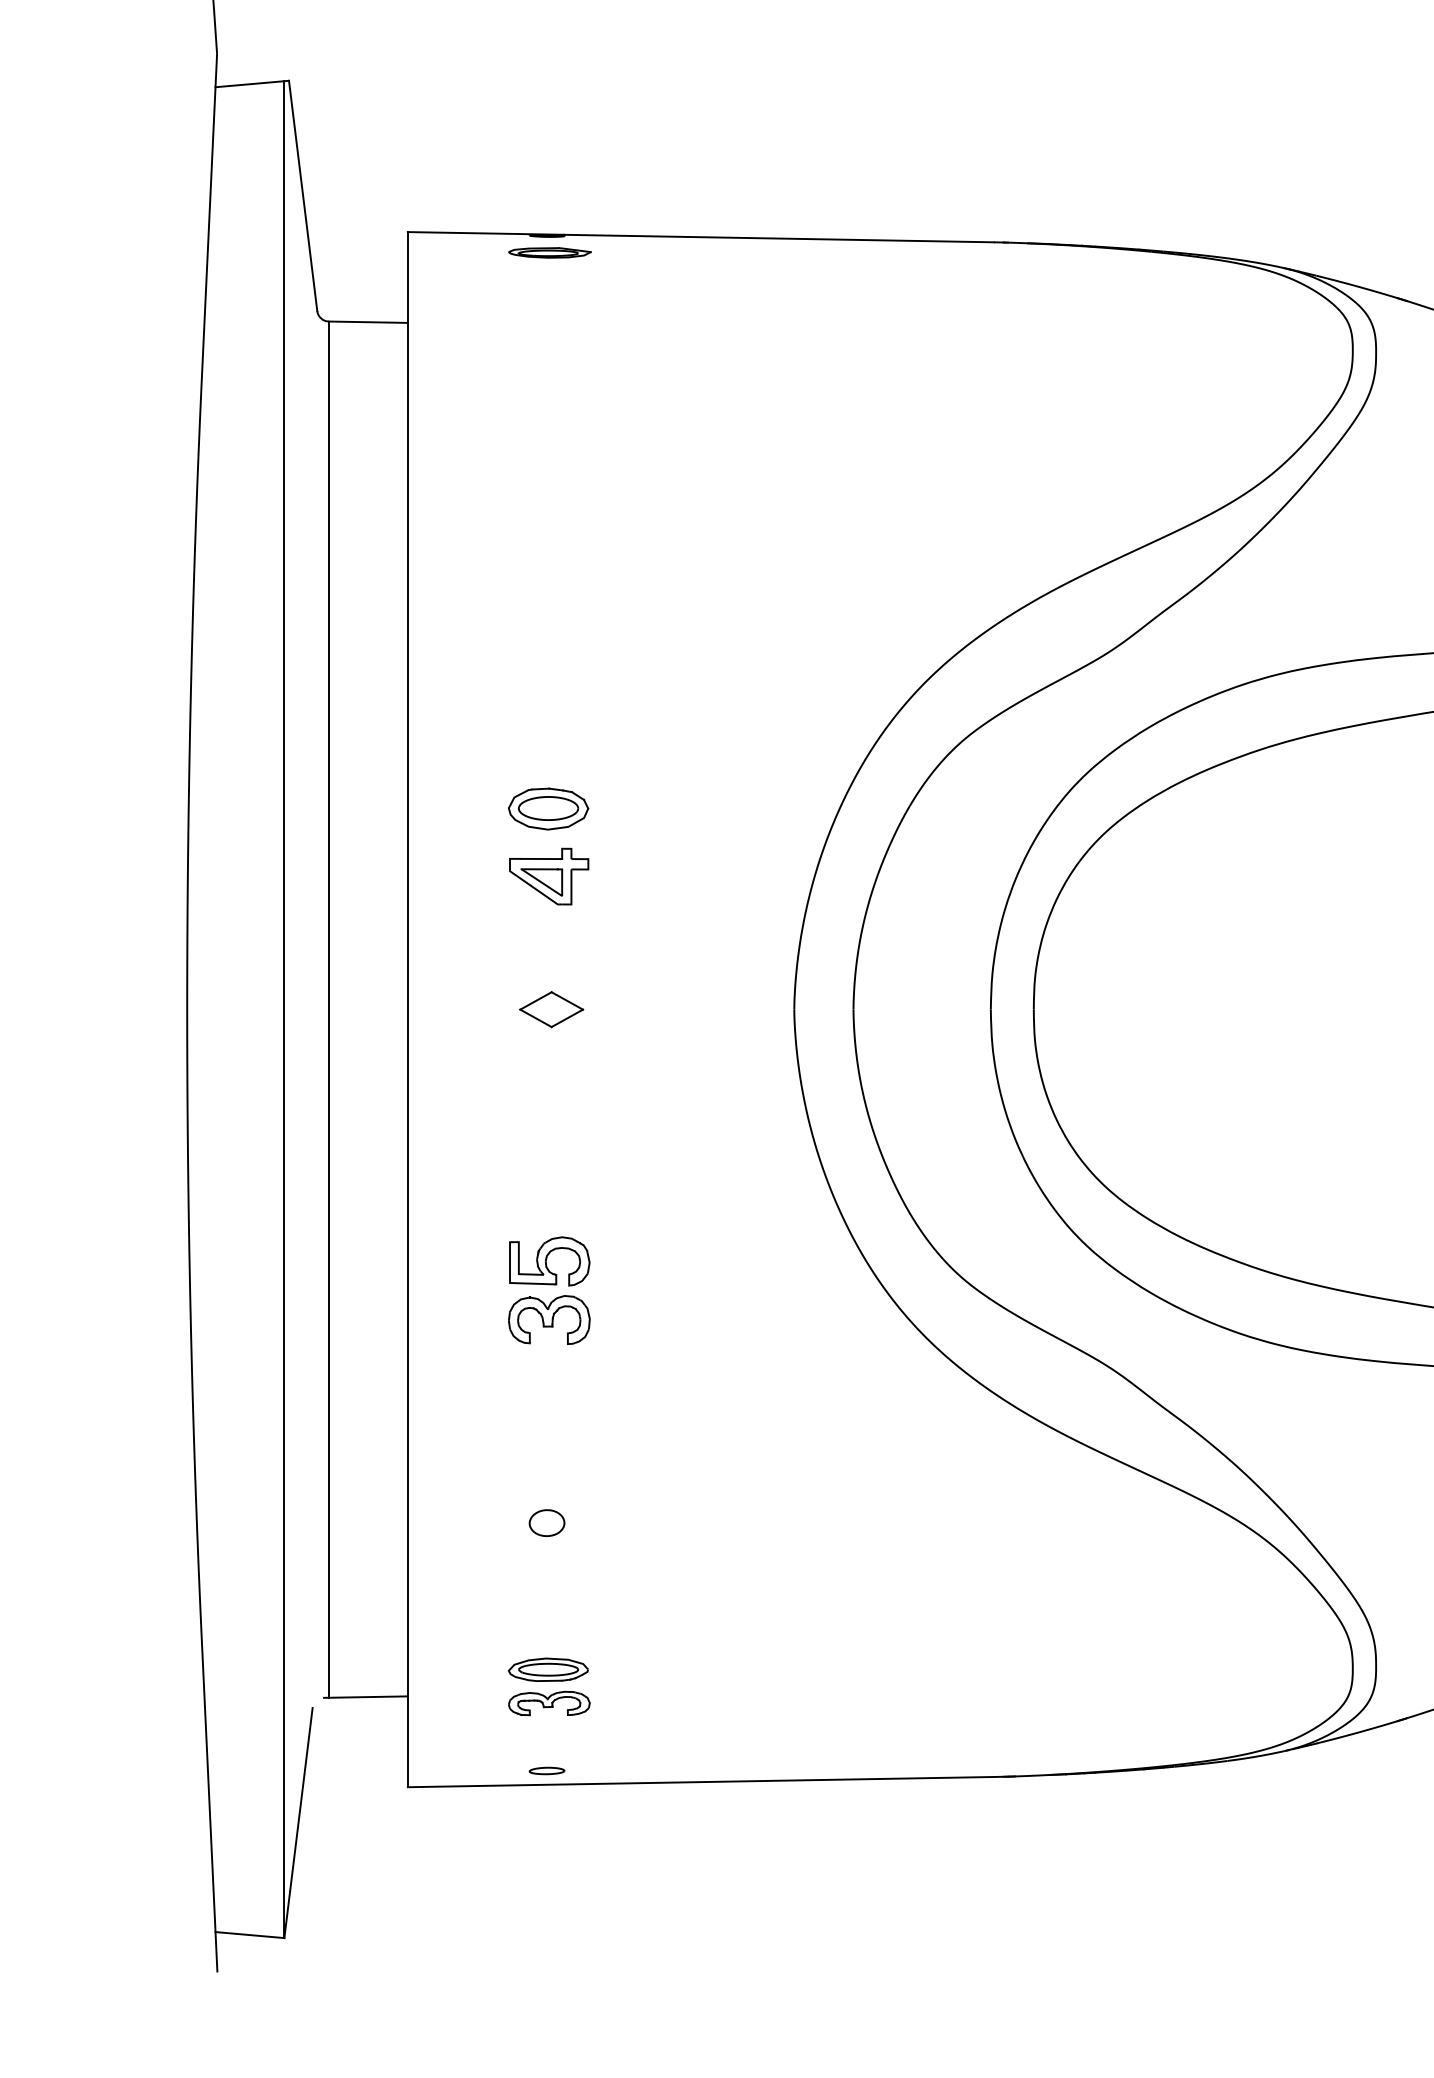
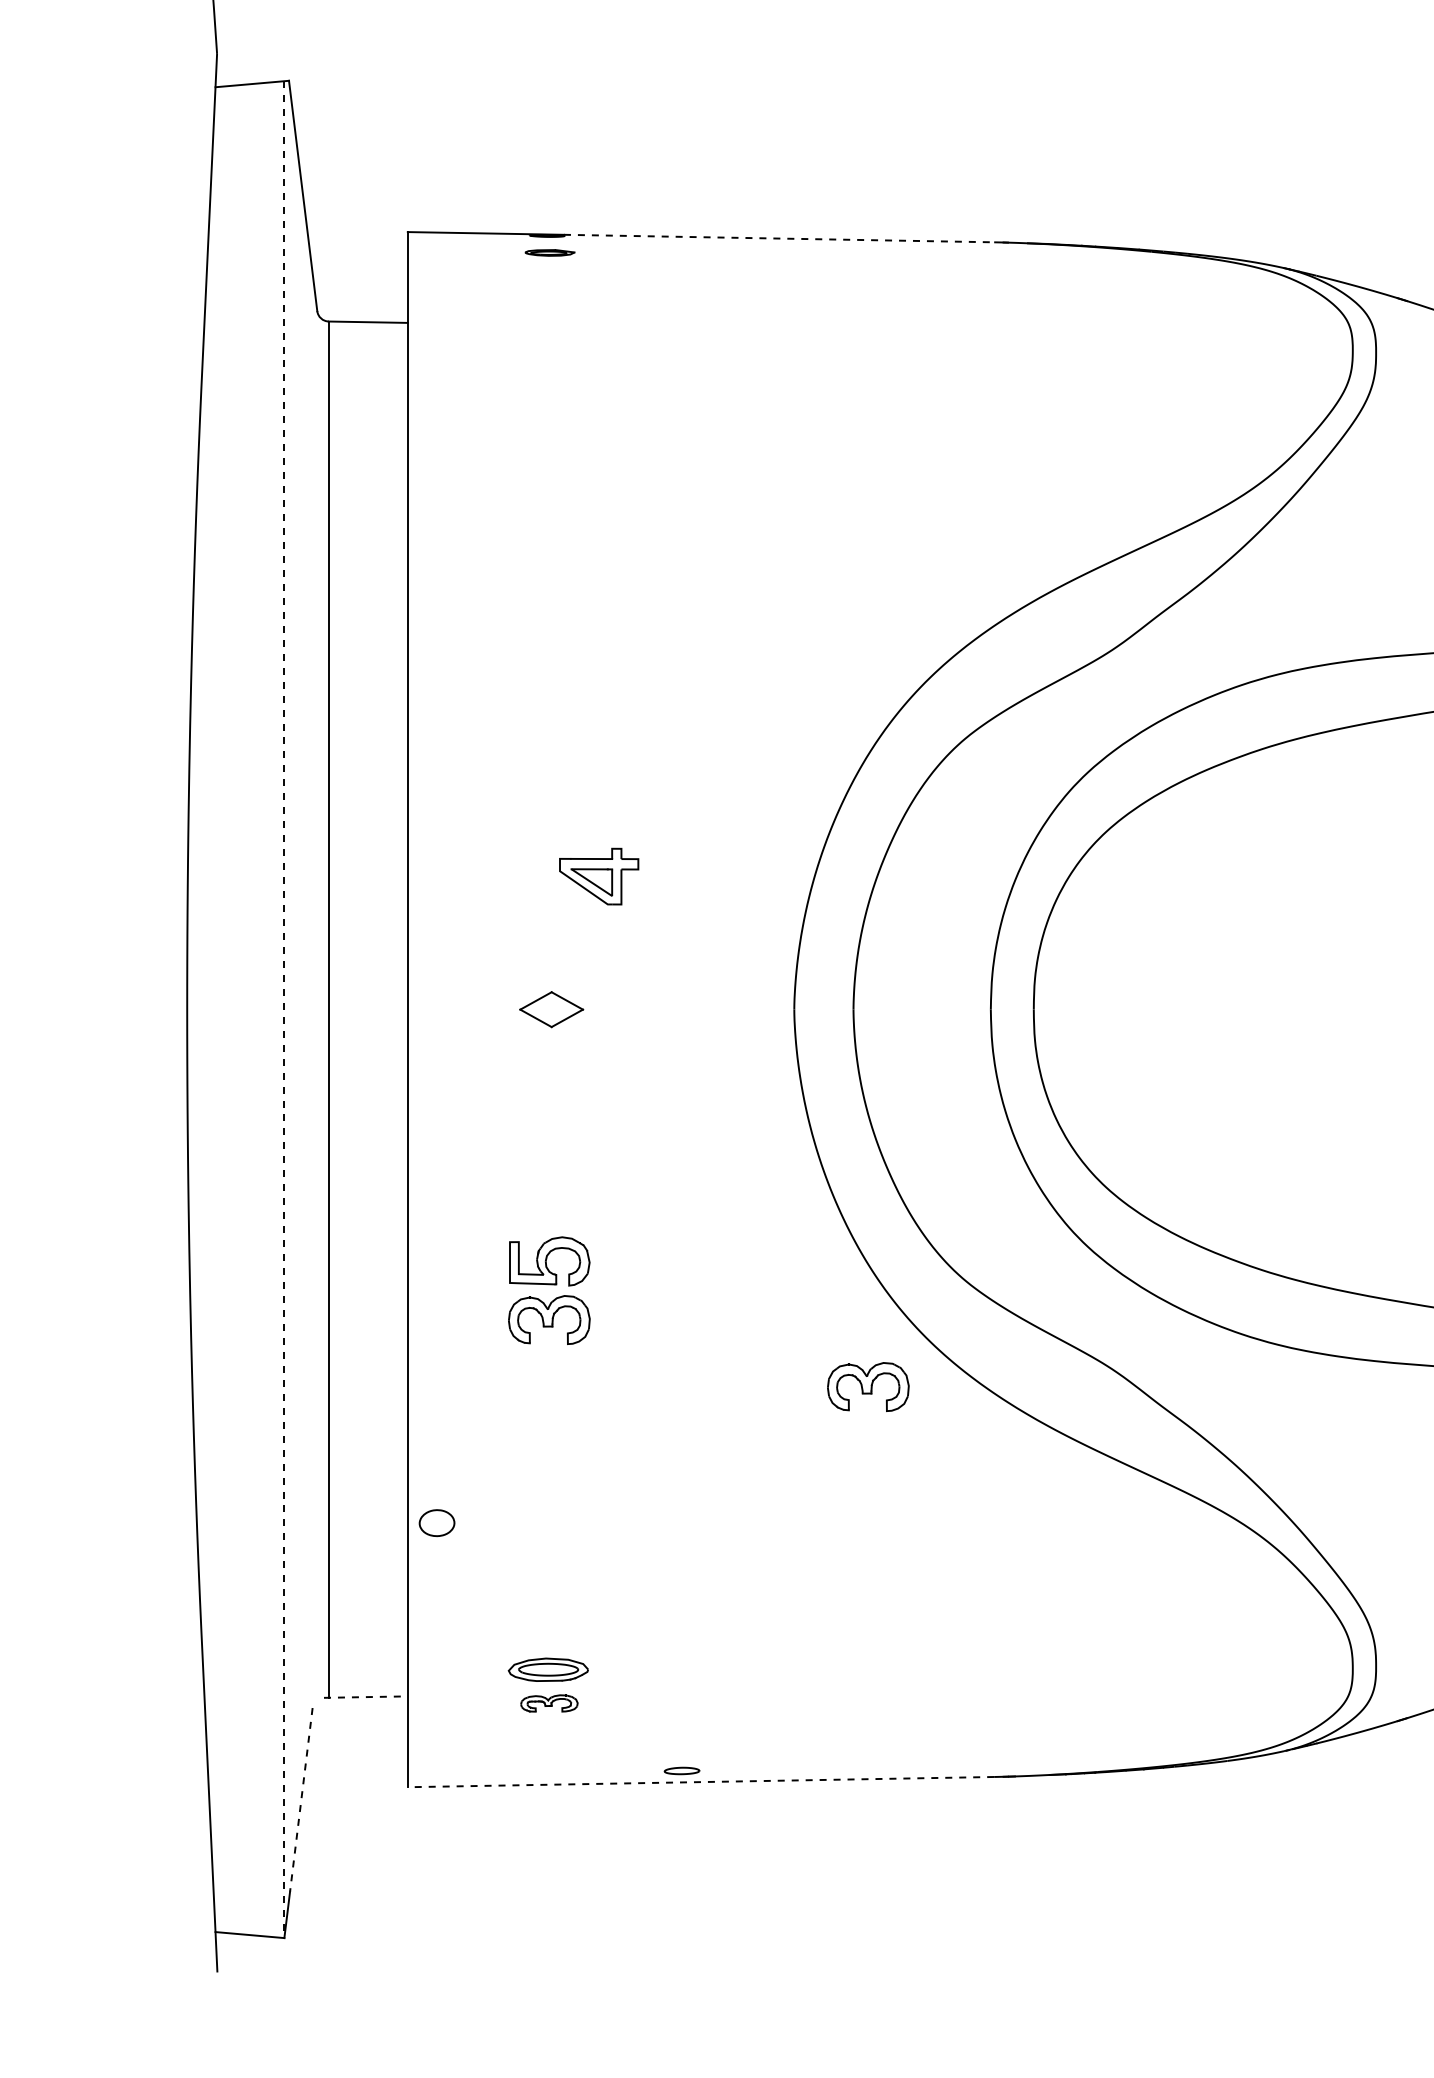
line: solid -> dashed (779, 238)
part size: 84x12 px -> 52x8 px (549, 252)
part: present -> none (548, 808)
part position: (549, 876) -> (599, 876) (599, 876)
line: solid -> dashed (284, 1010)
part: none -> present (868, 1386)
part position: (546, 1523) -> (436, 1523) (436, 1523)
line: solid -> dashed (365, 1697)
part size: 83x27 px -> 59x19 px (549, 1703)
part position: (546, 1770) -> (681, 1770) (681, 1770)
line: solid -> dashed (700, 1782)
line: solid -> dashed (301, 1799)
